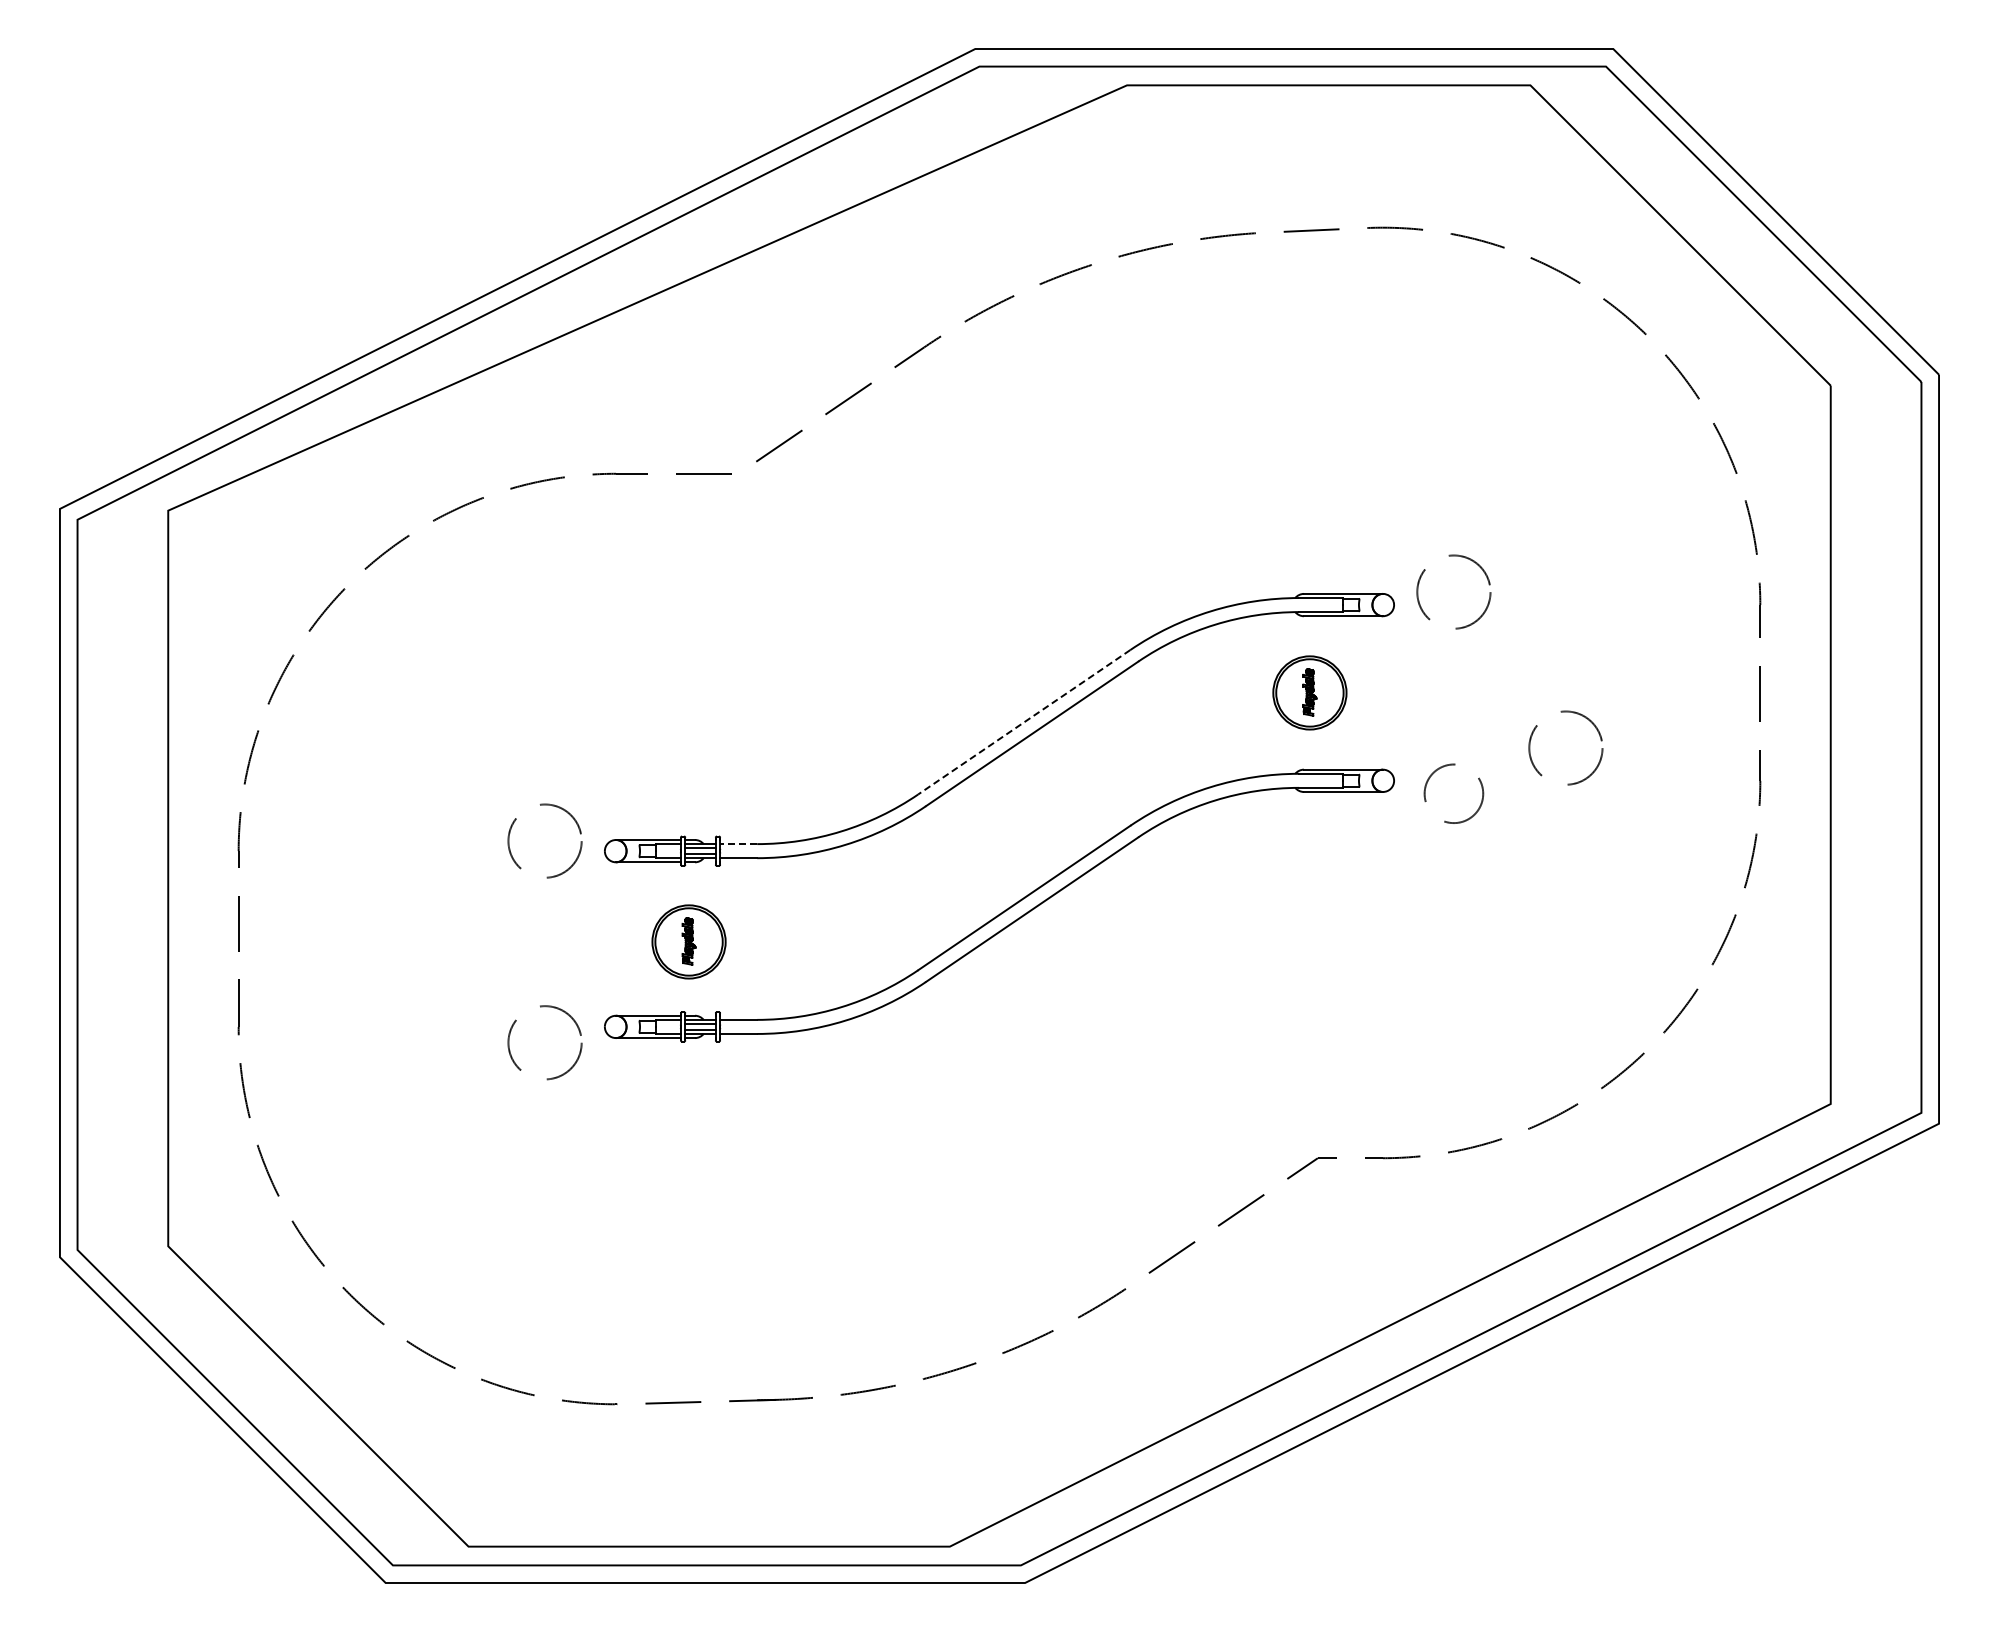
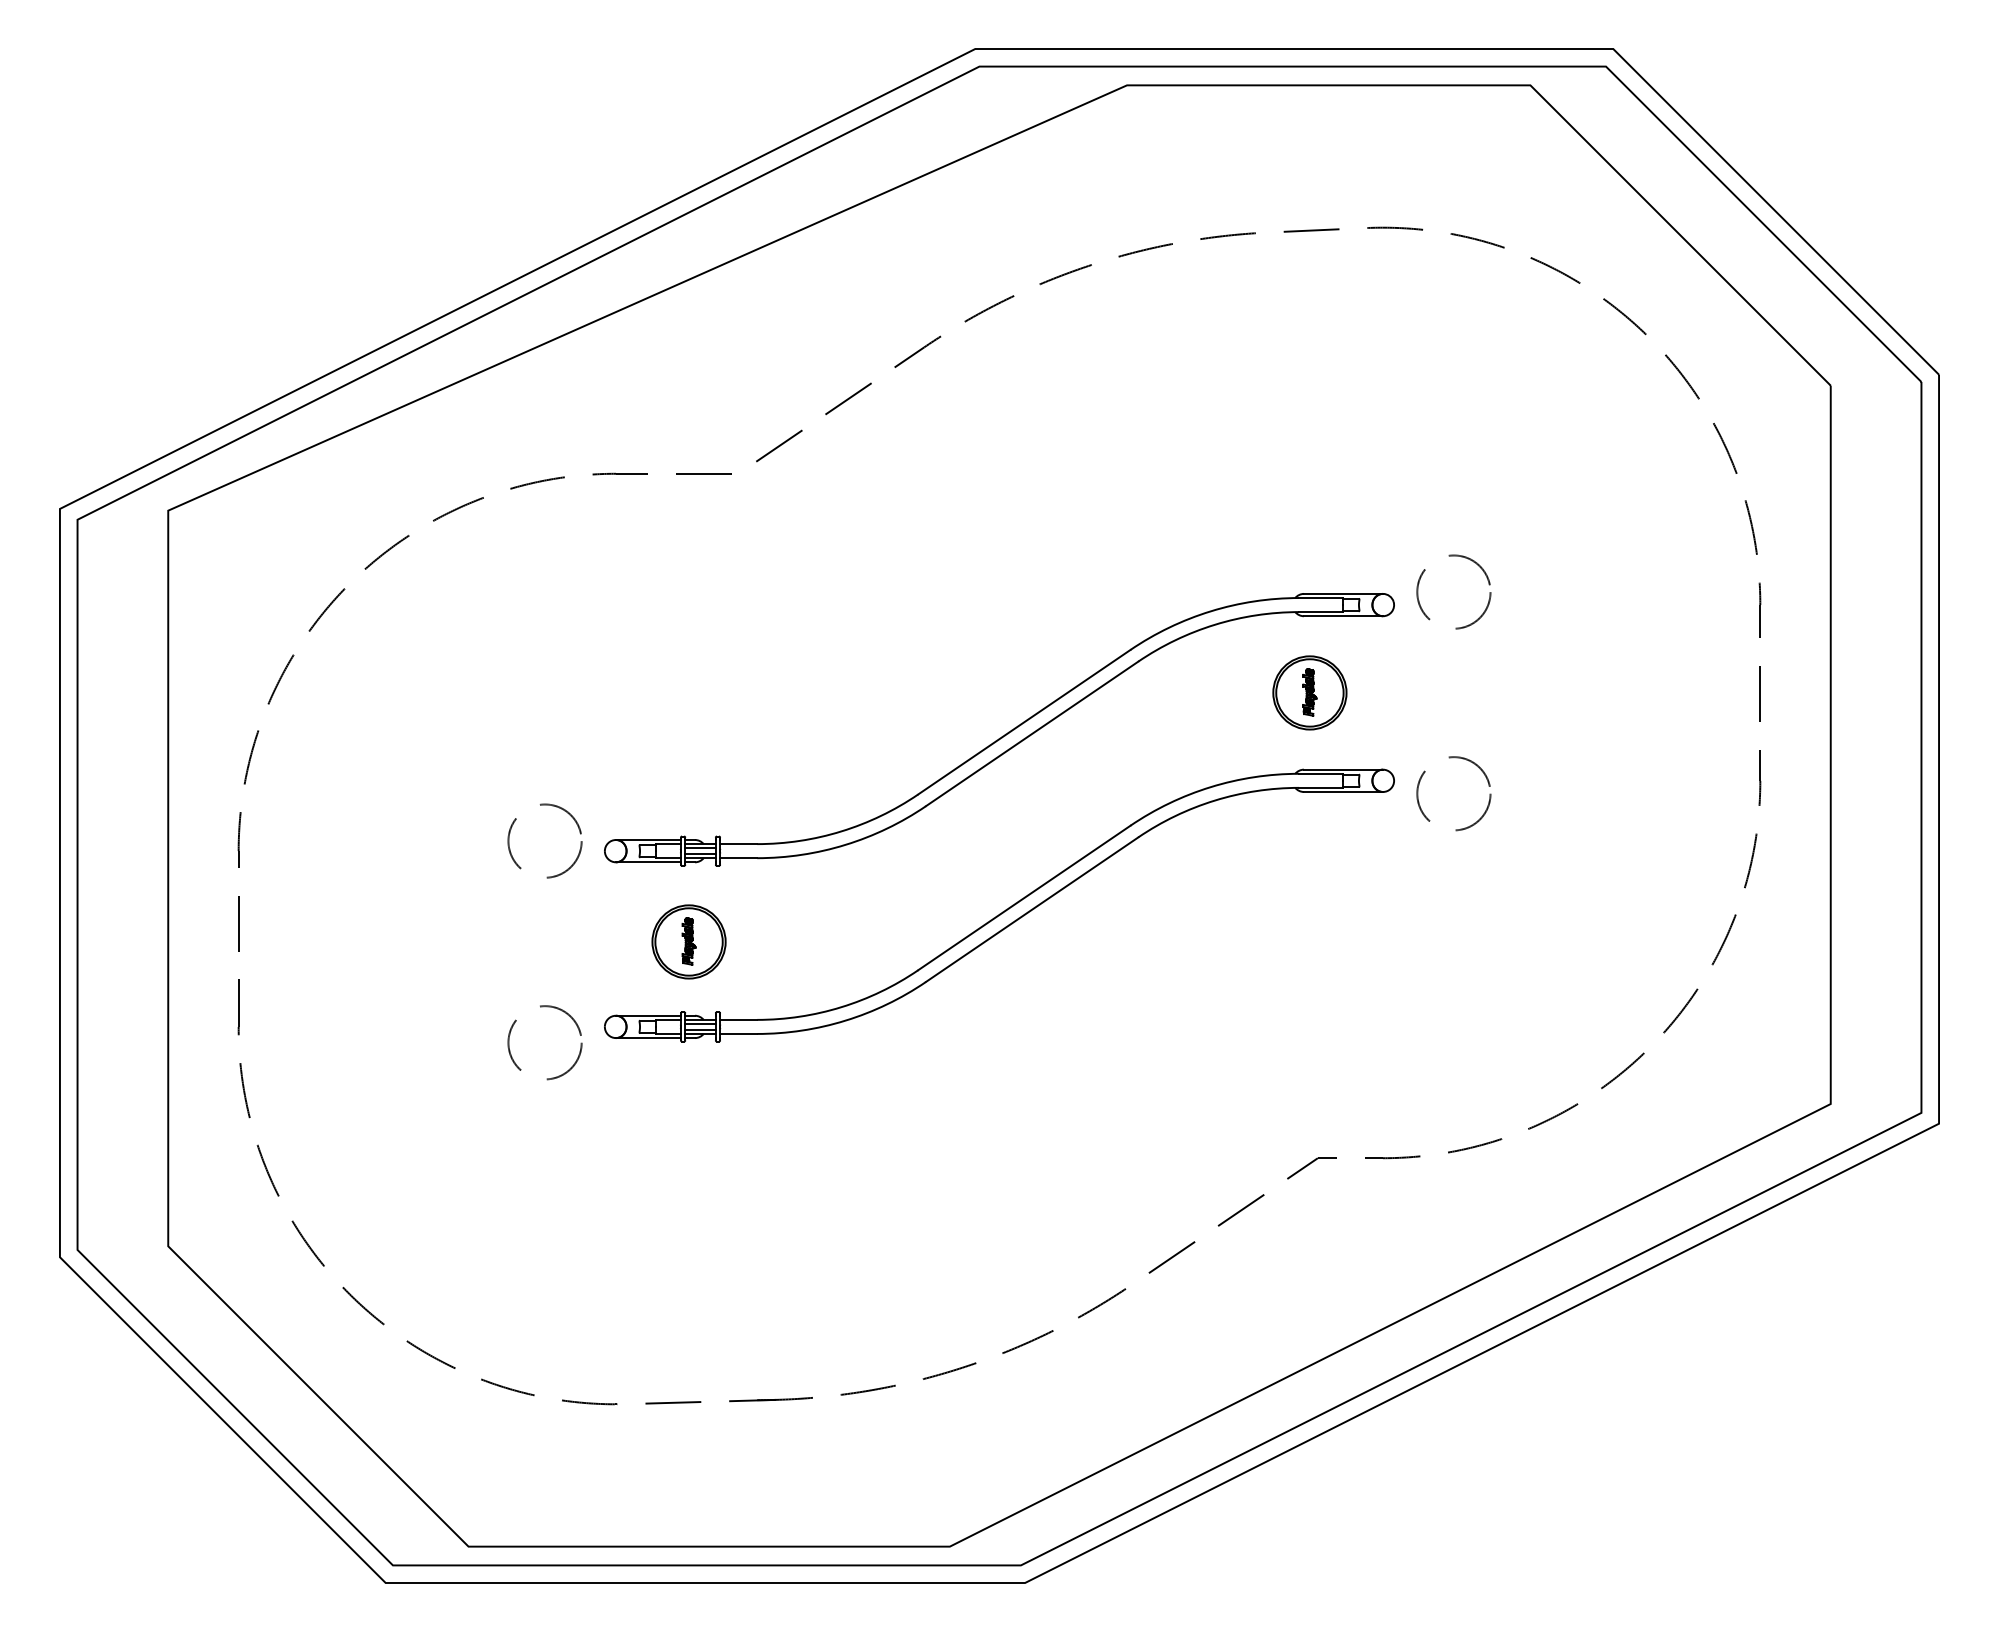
line: dashed -> solid (1023, 722)
circle: present -> none (1565, 747)
circle size: 62x61 px -> 76x76 px (1453, 793)
line: dashed -> solid (738, 844)
